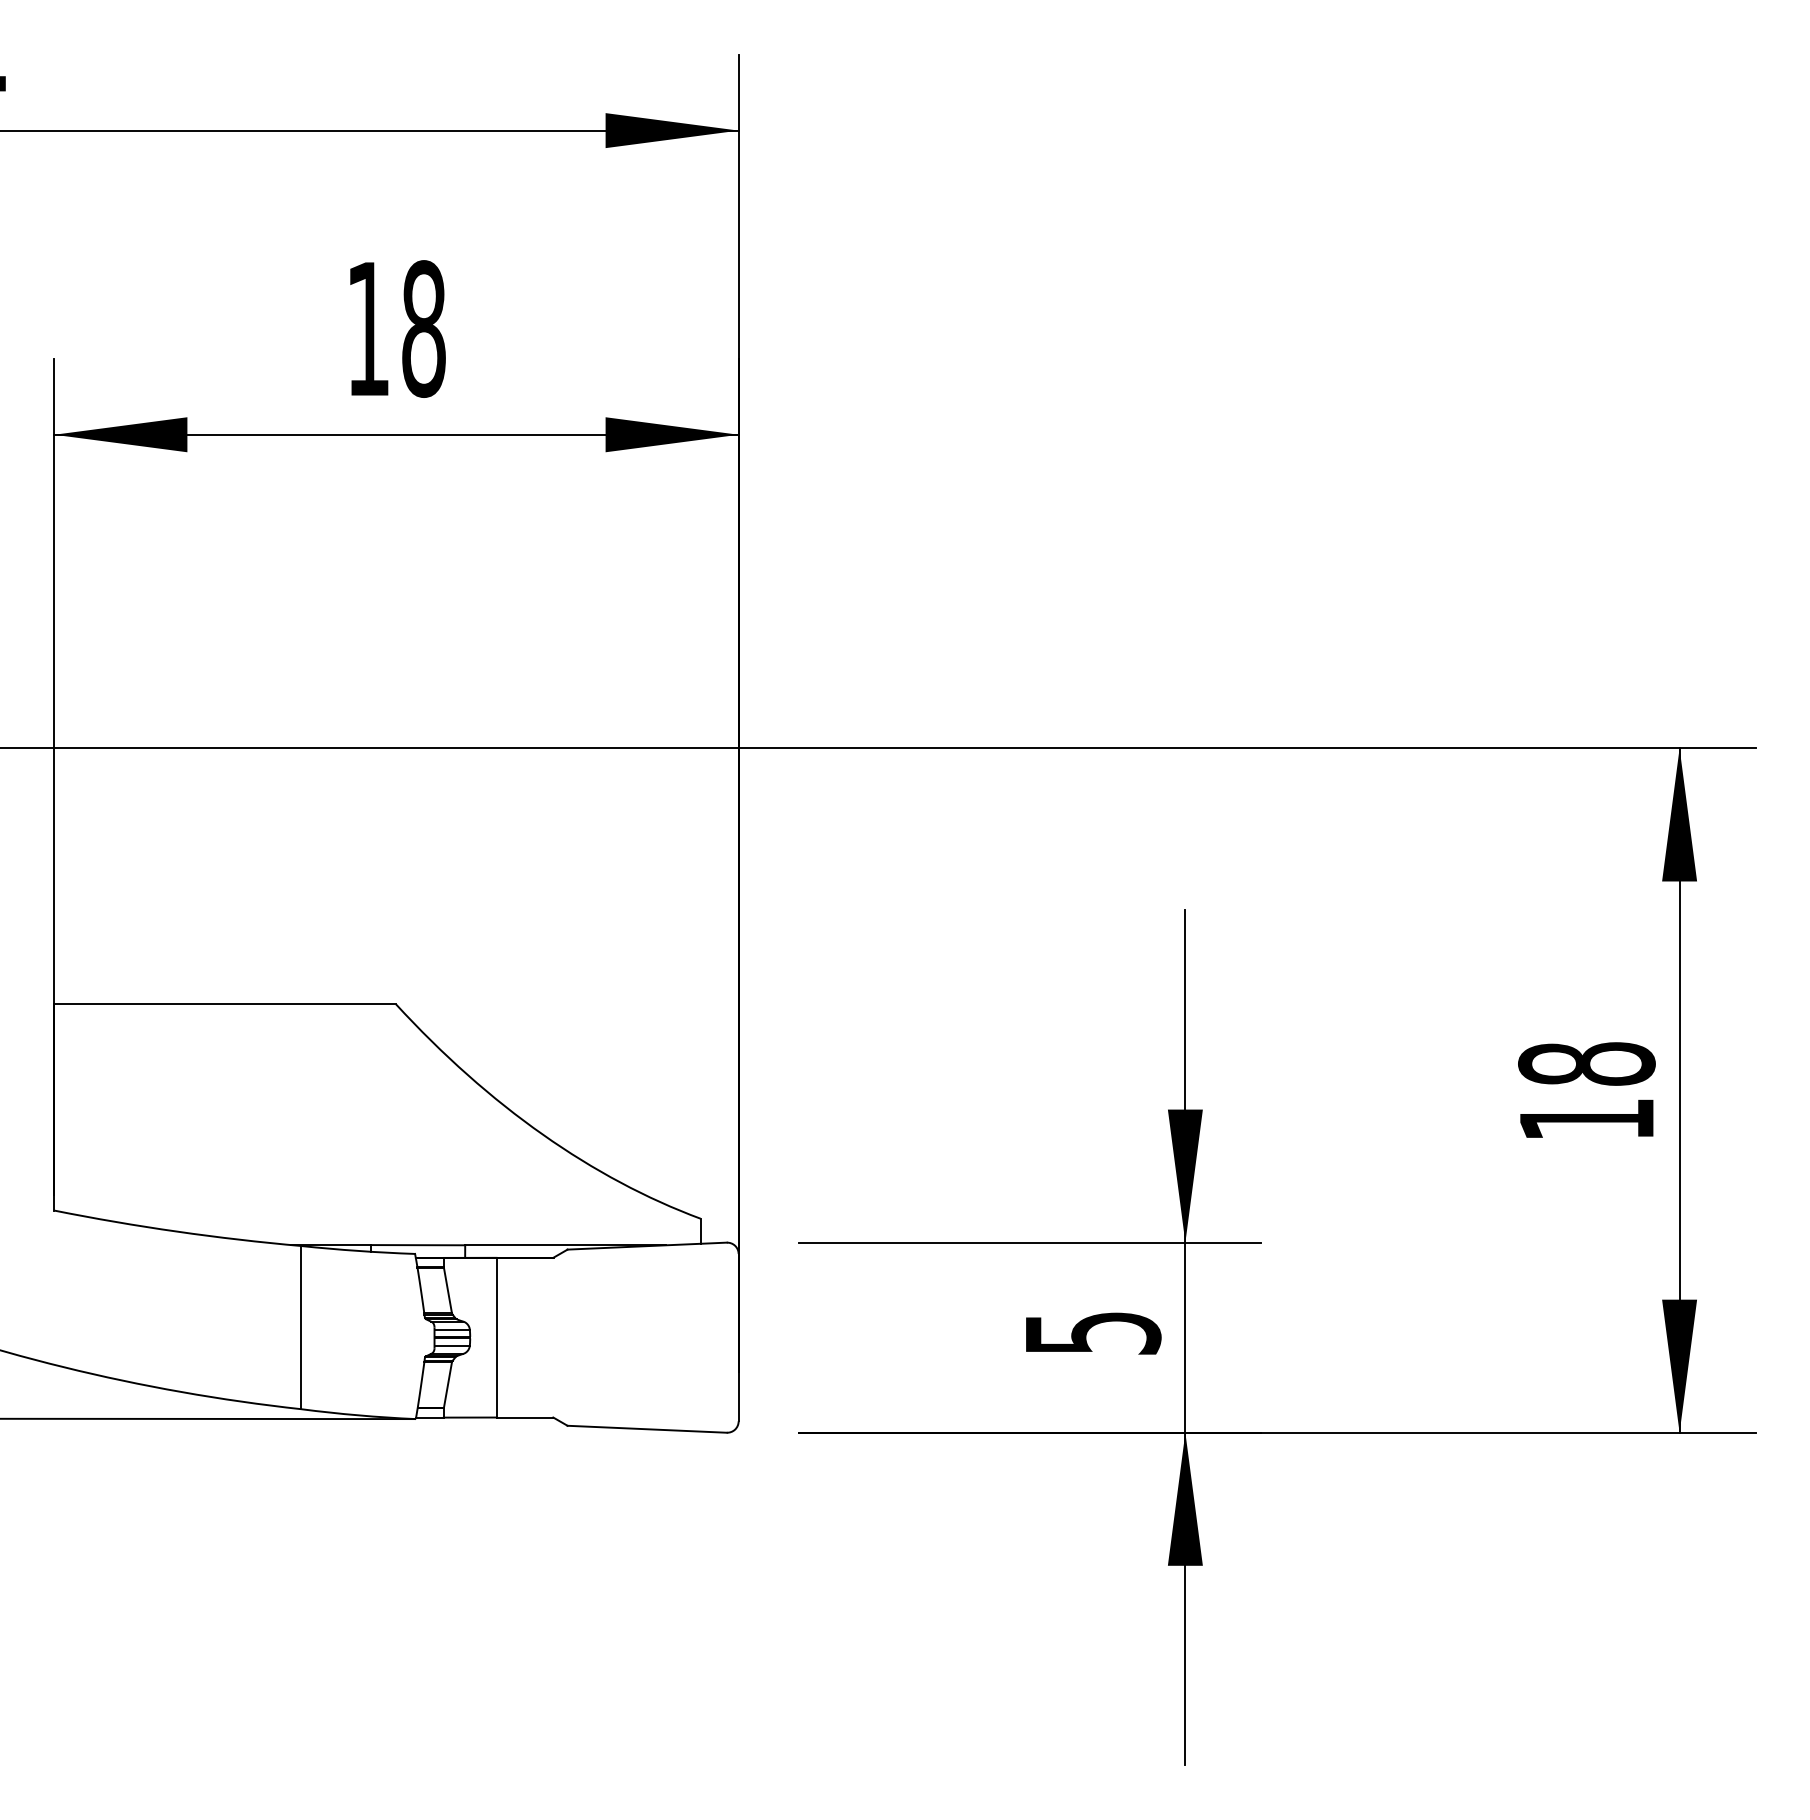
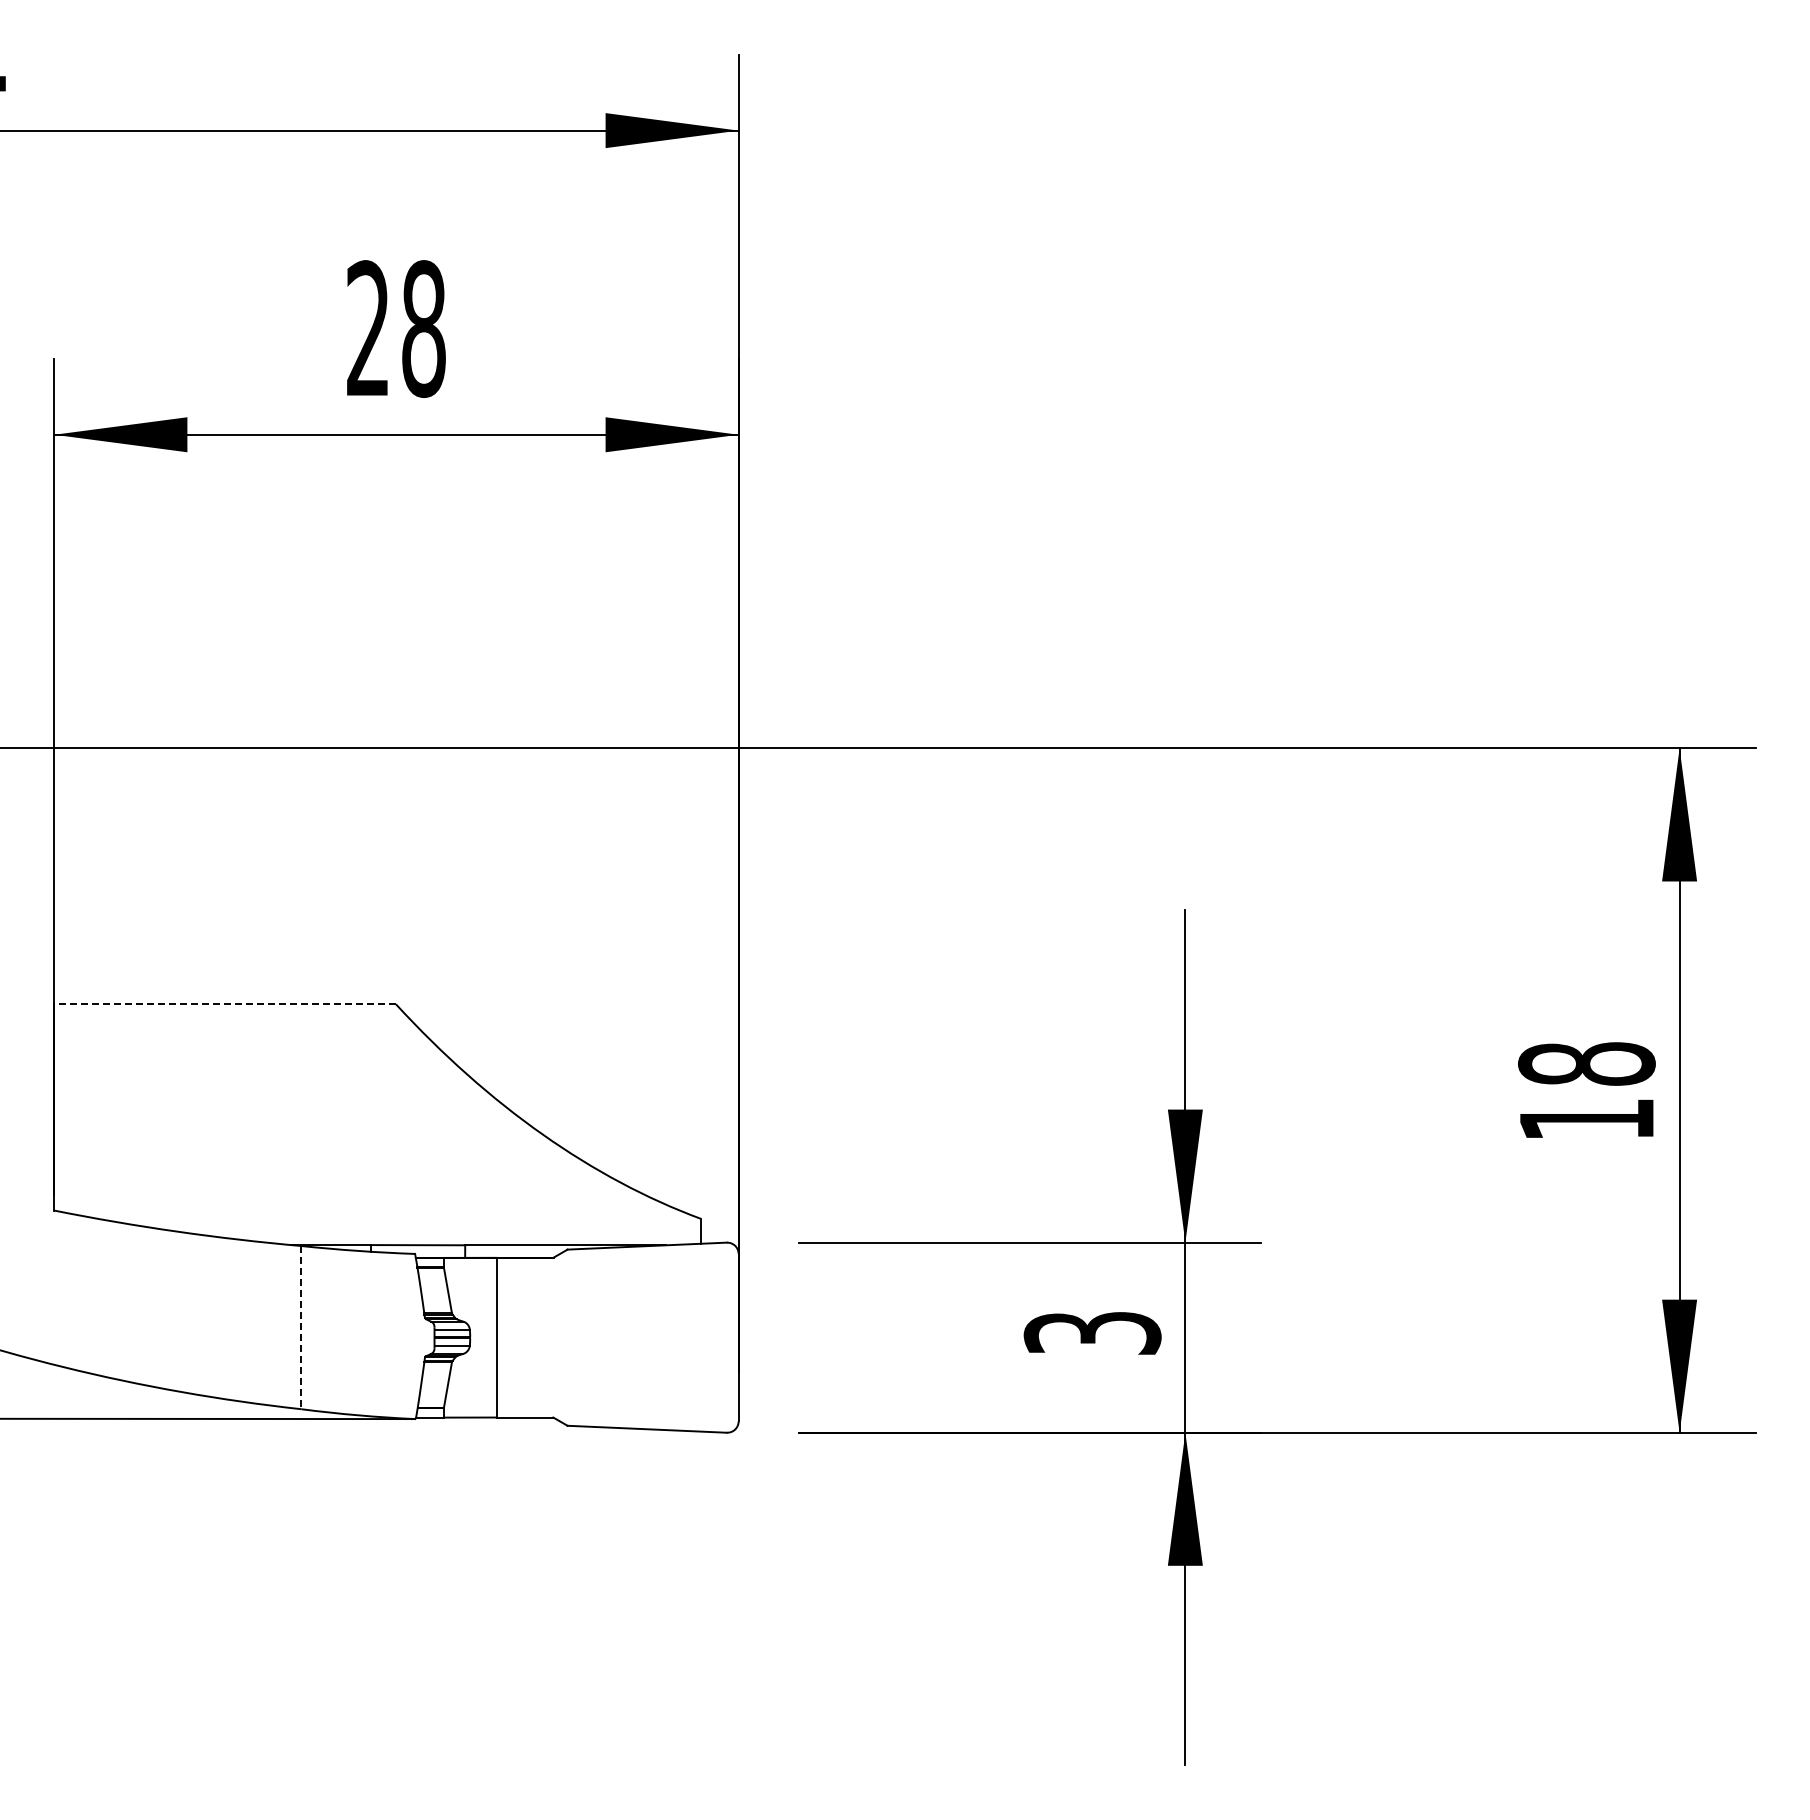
text: 18 -> 28 (367, 327)
line: solid -> dashed (225, 1004)
line: solid -> dashed (301, 1327)
text: 5 -> 3 (1092, 1333)
